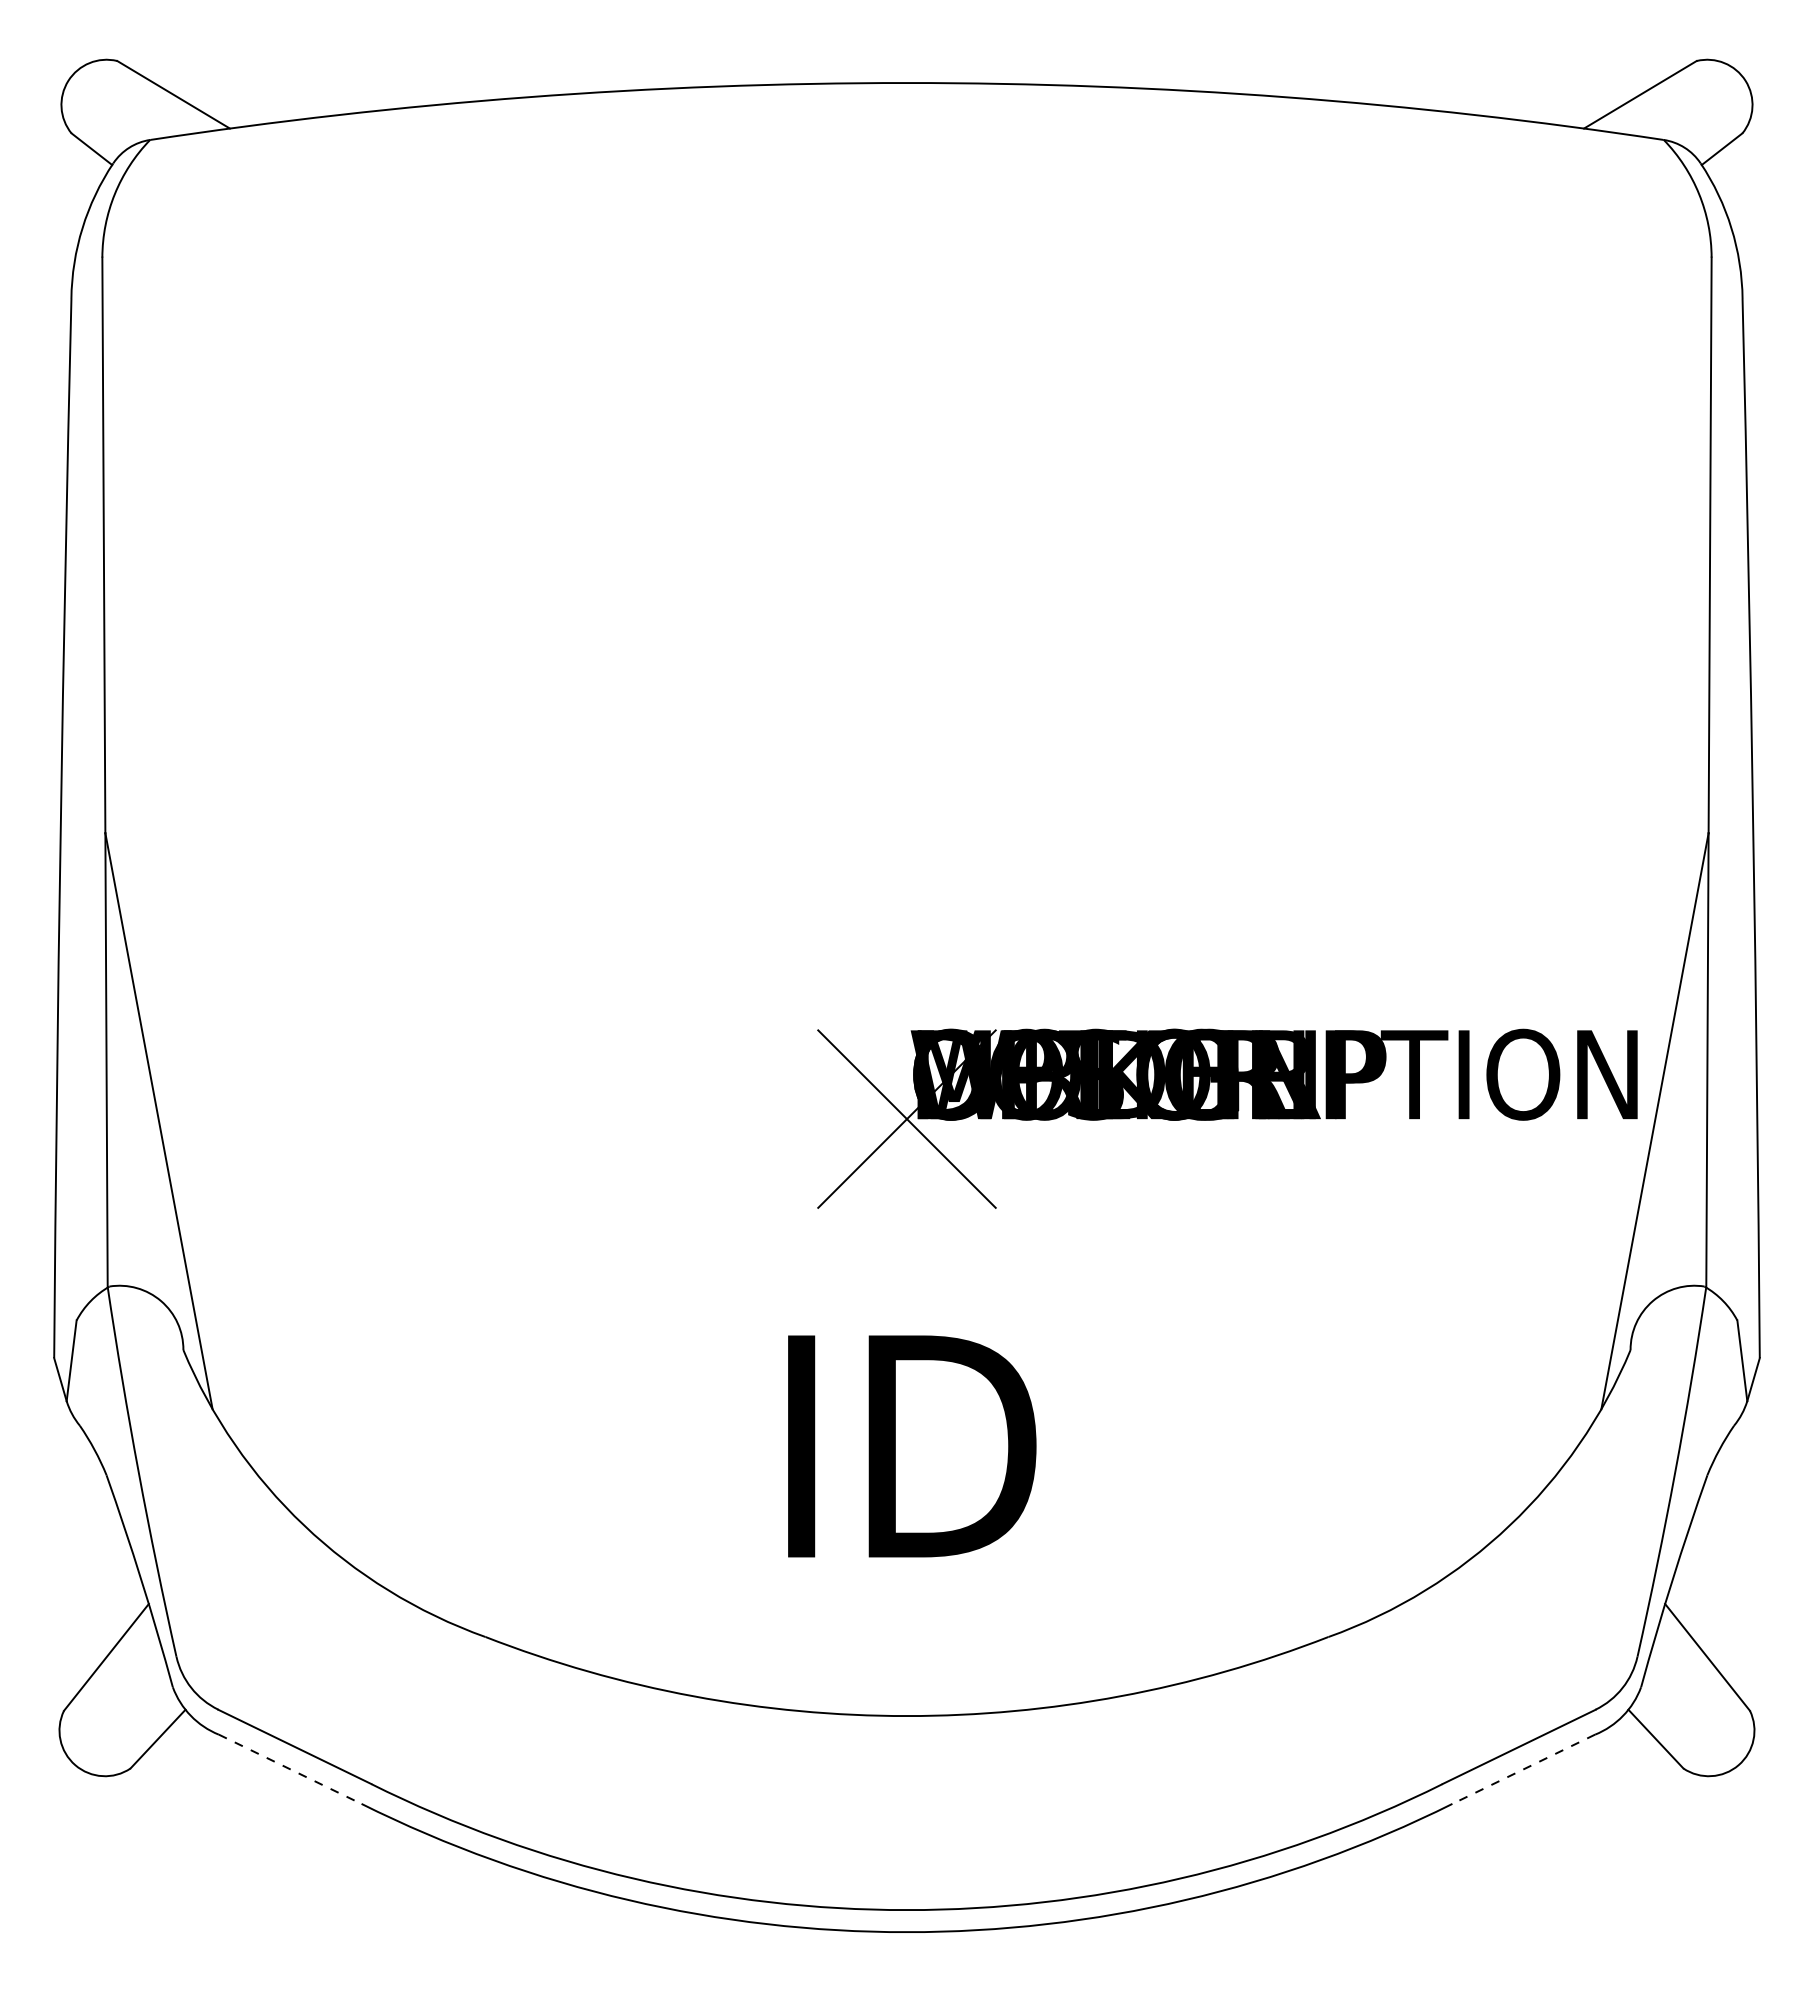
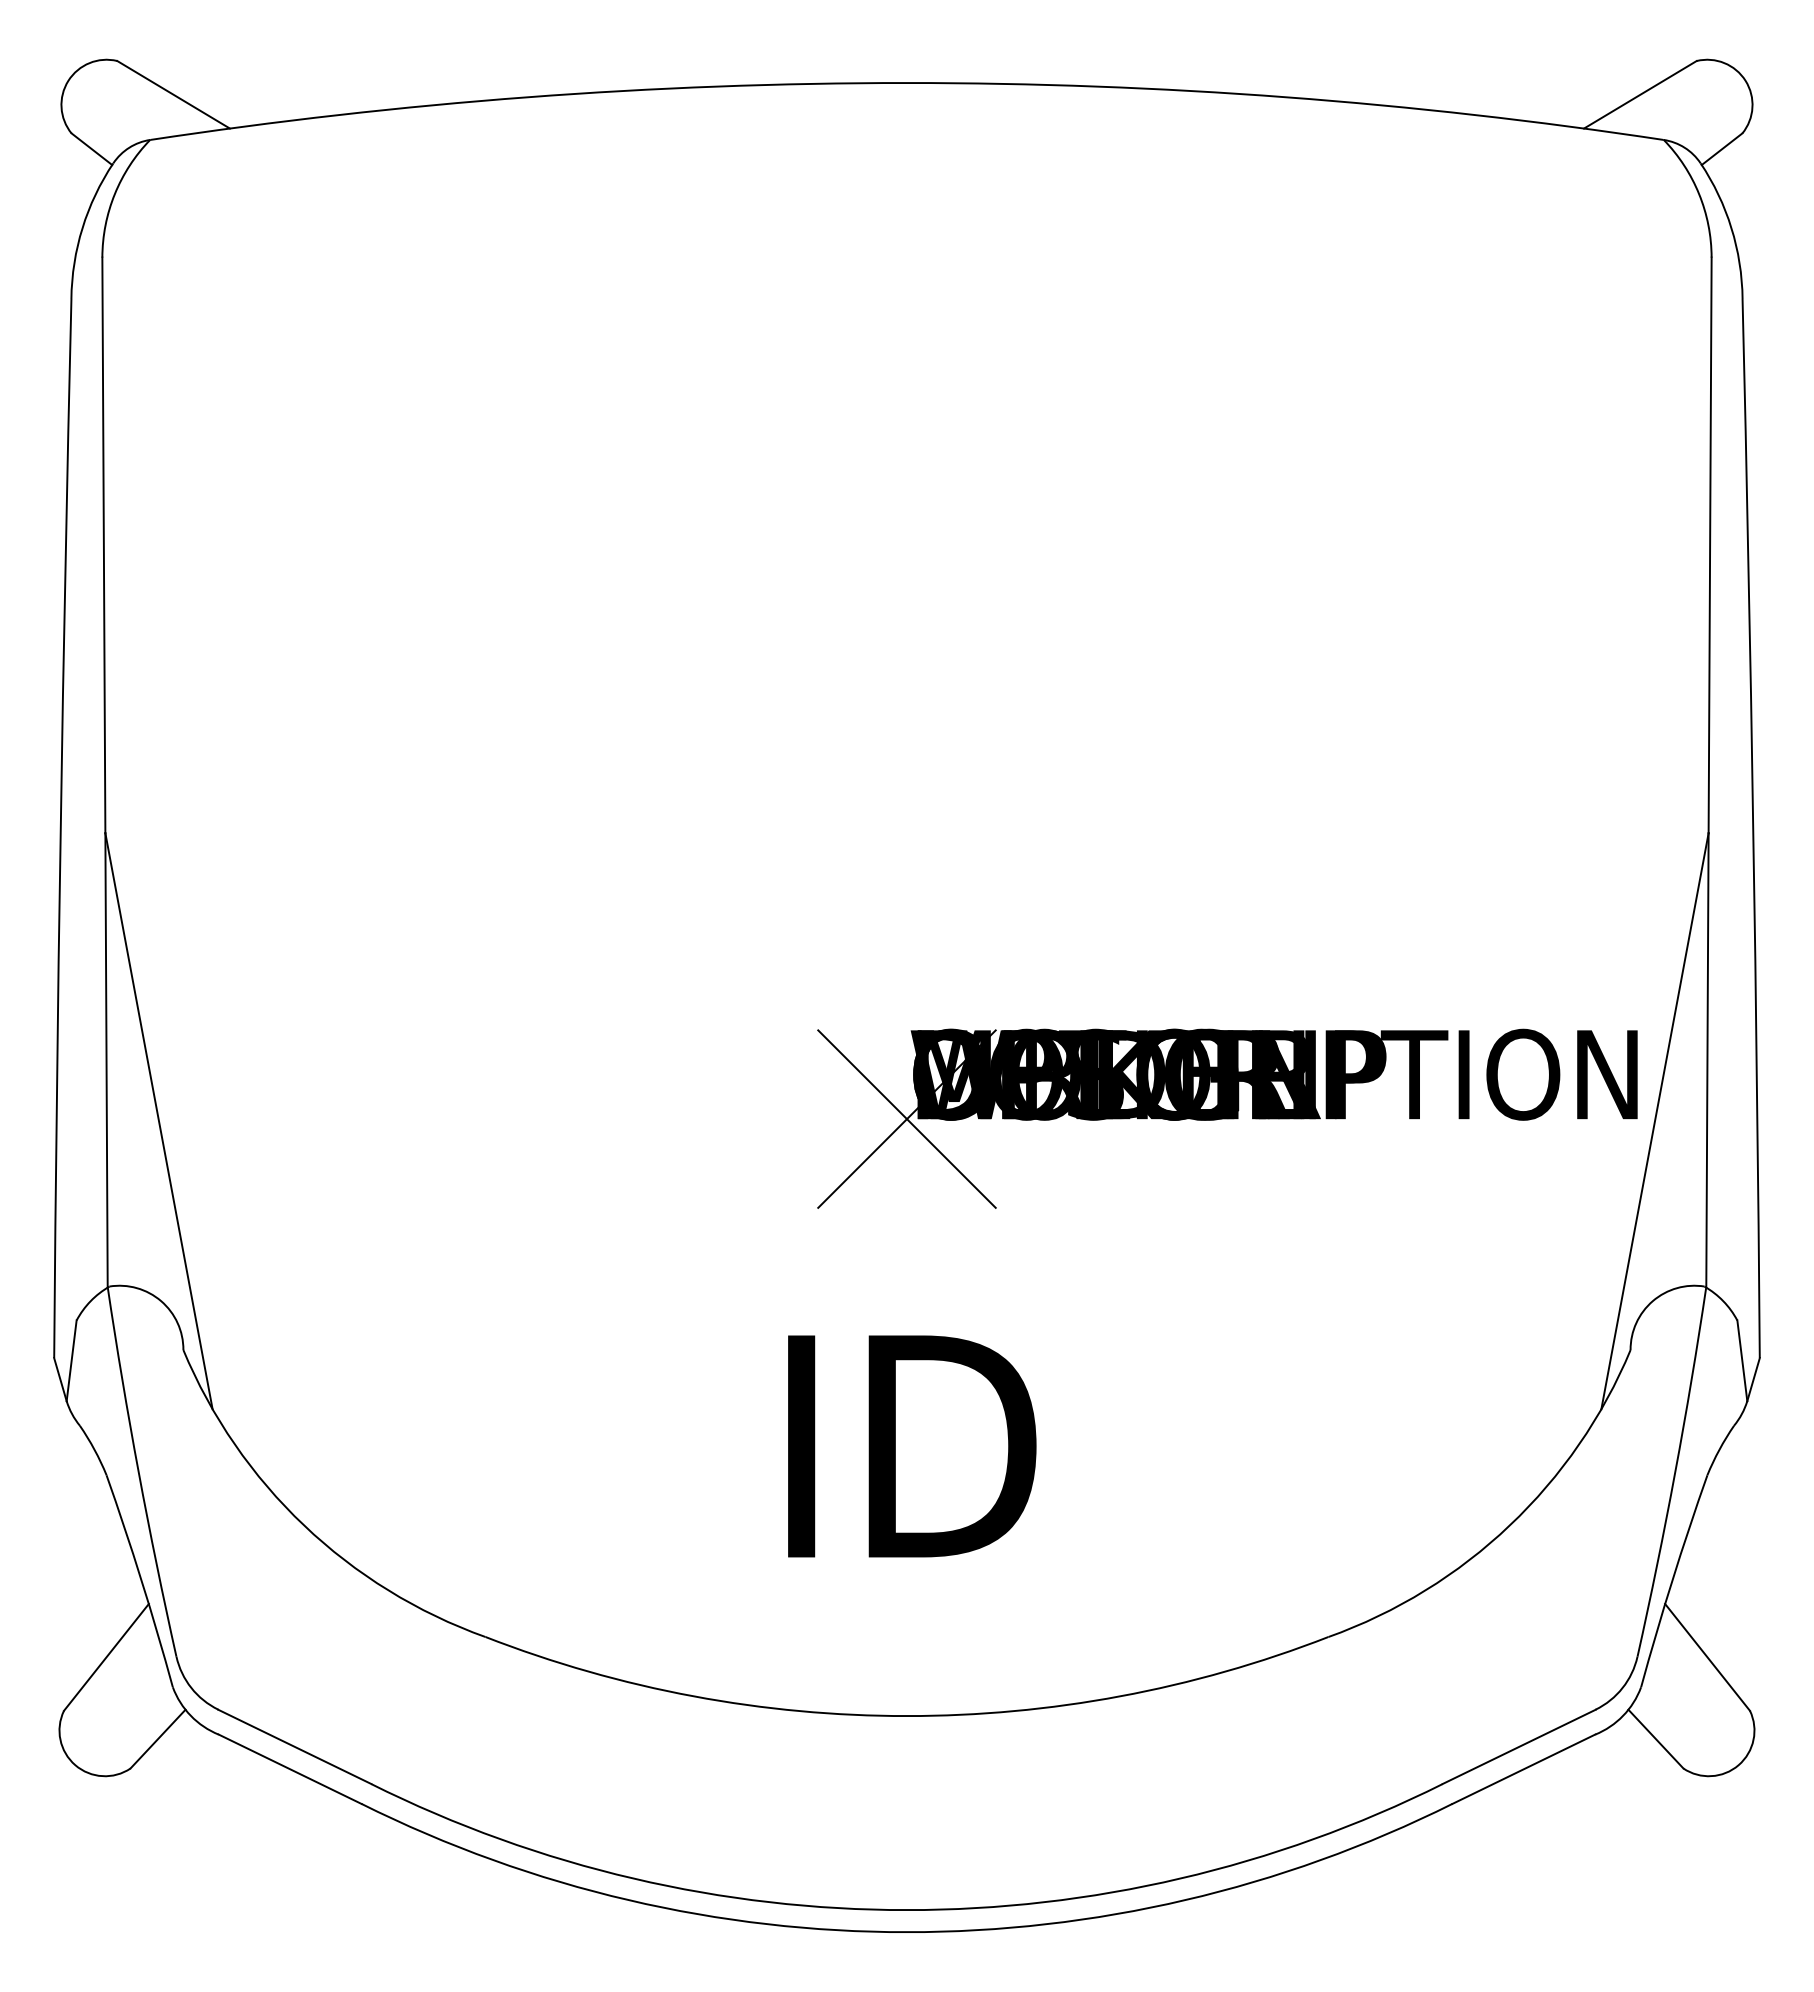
line: dashed -> solid (290, 1769)
line: dashed -> solid (1523, 1769)
